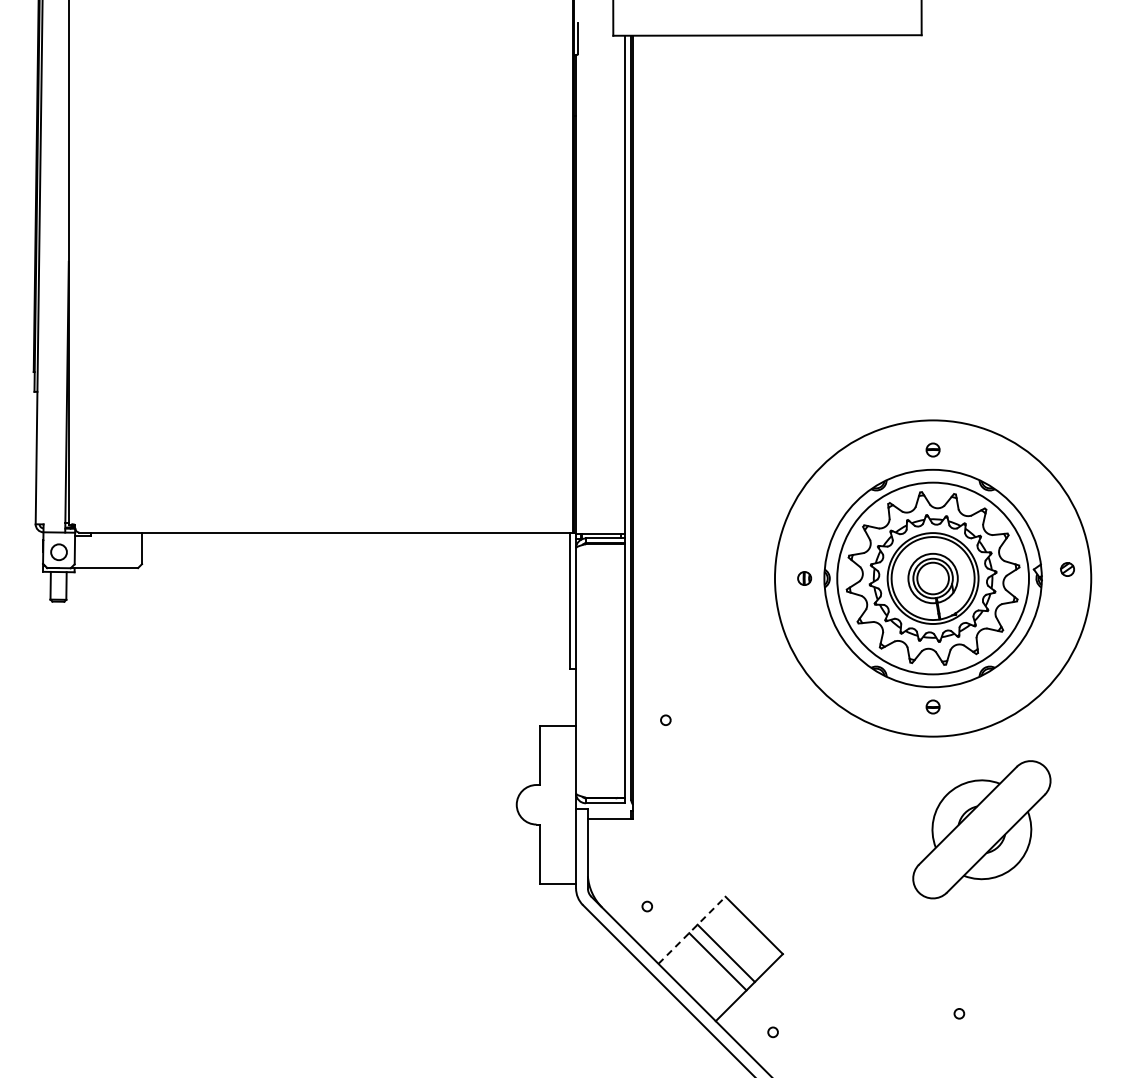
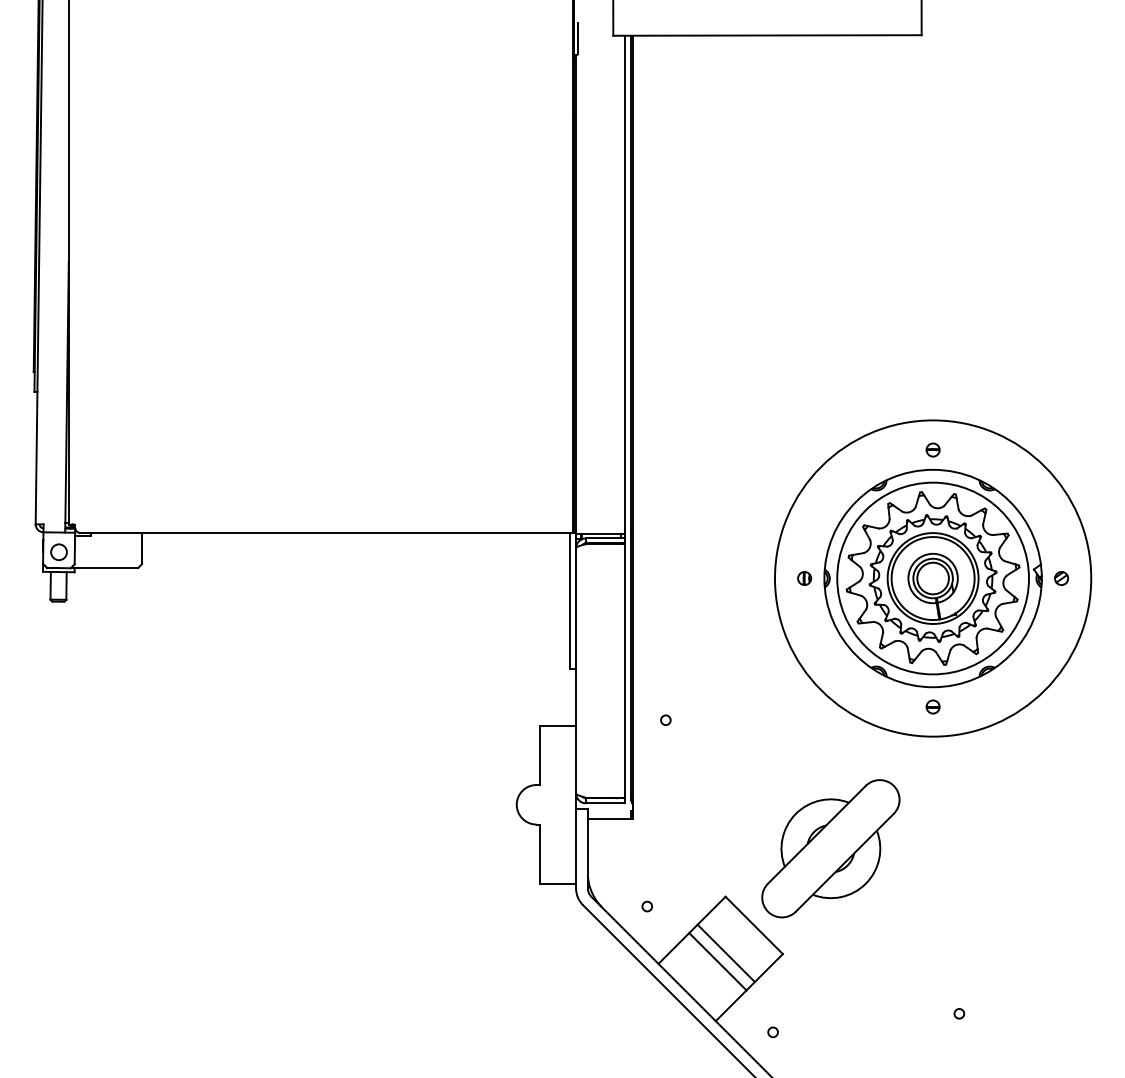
part position: (1067, 569) -> (1061, 578) (1061, 578)
part position: (981, 829) -> (830, 848) (830, 848)
line: dashed -> solid (692, 929)
